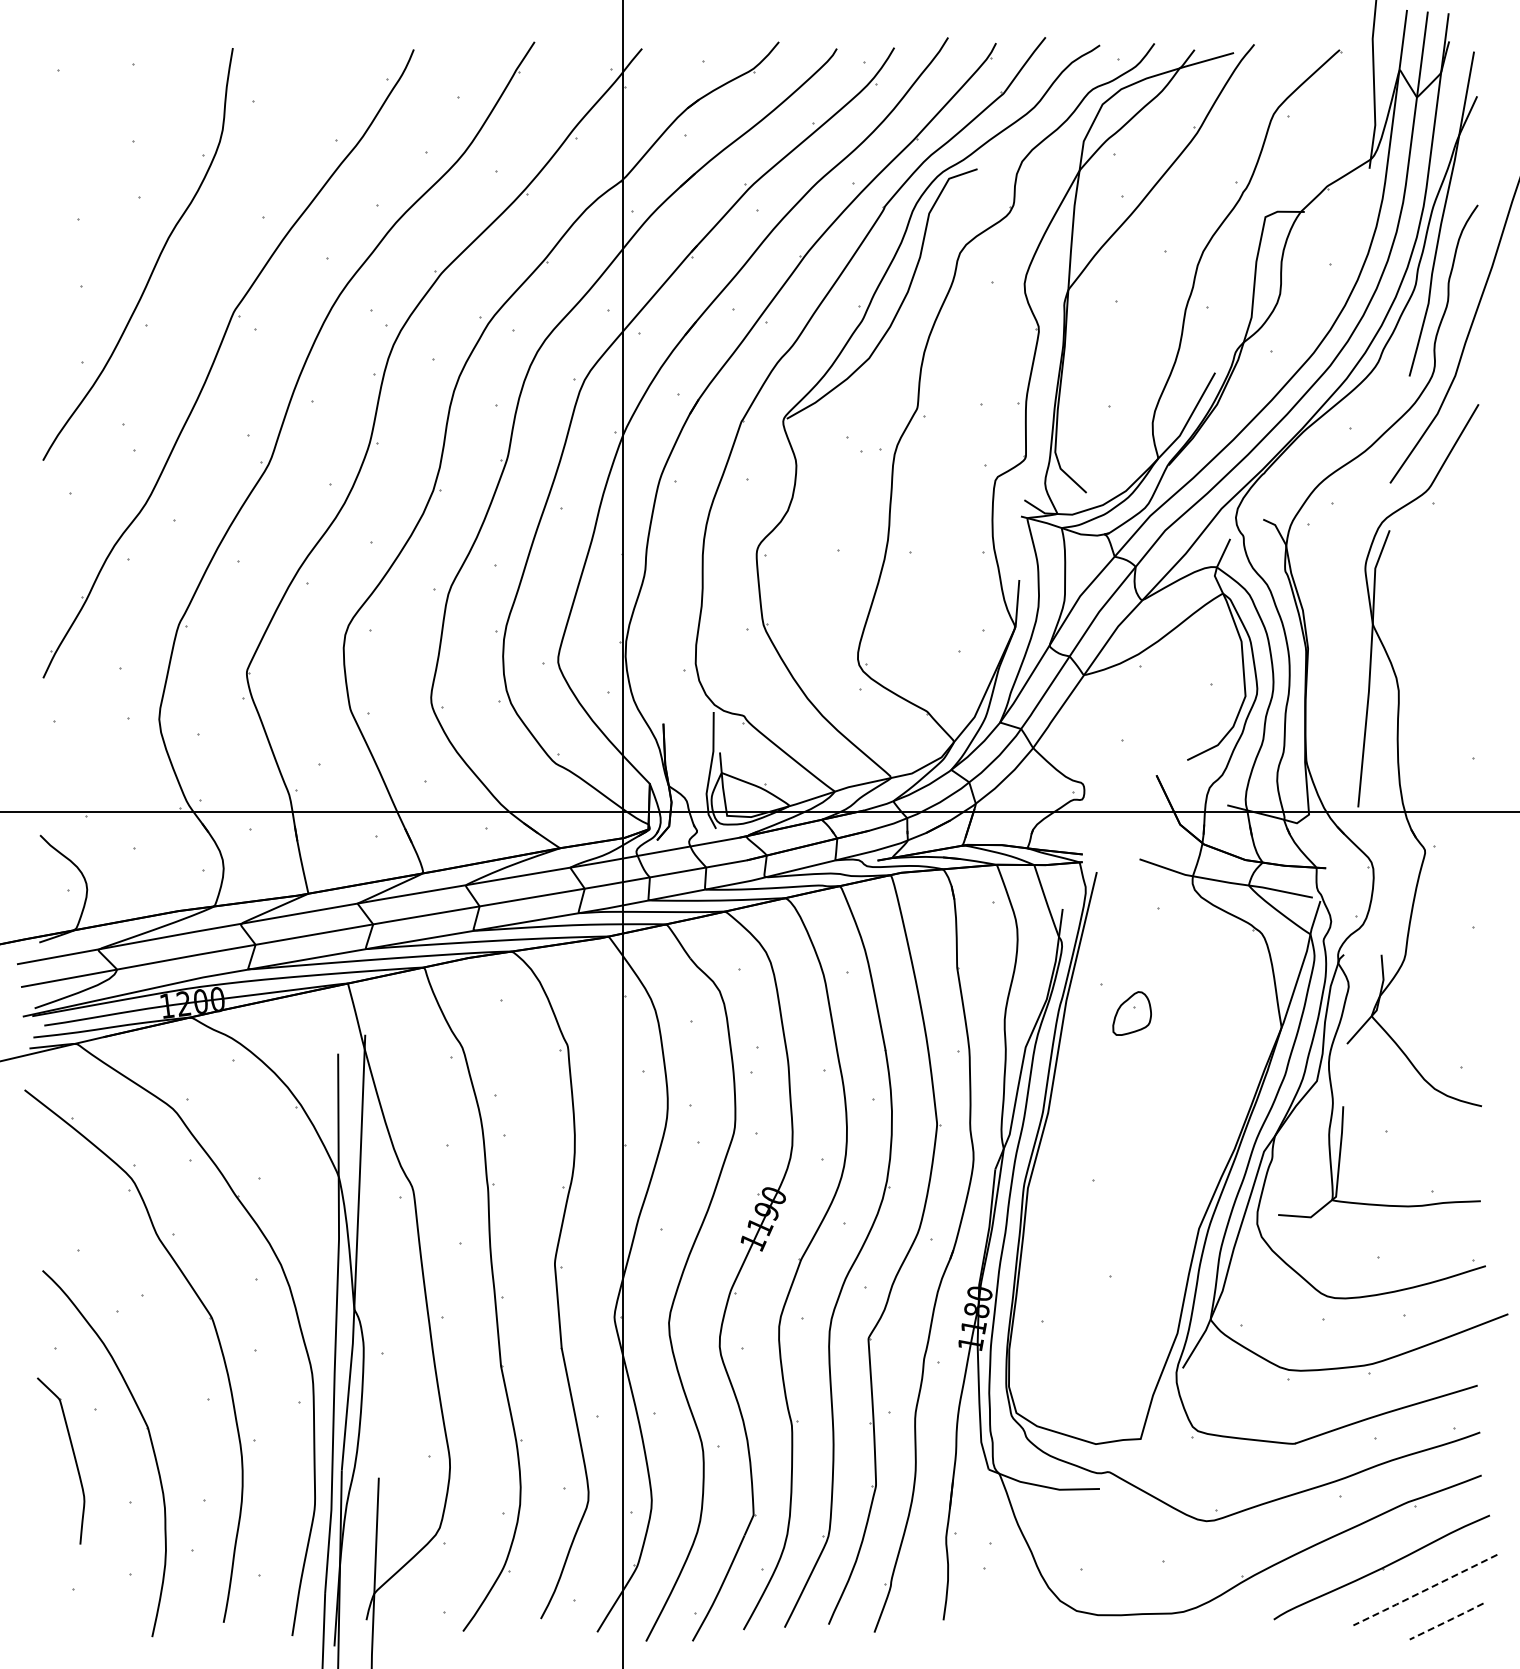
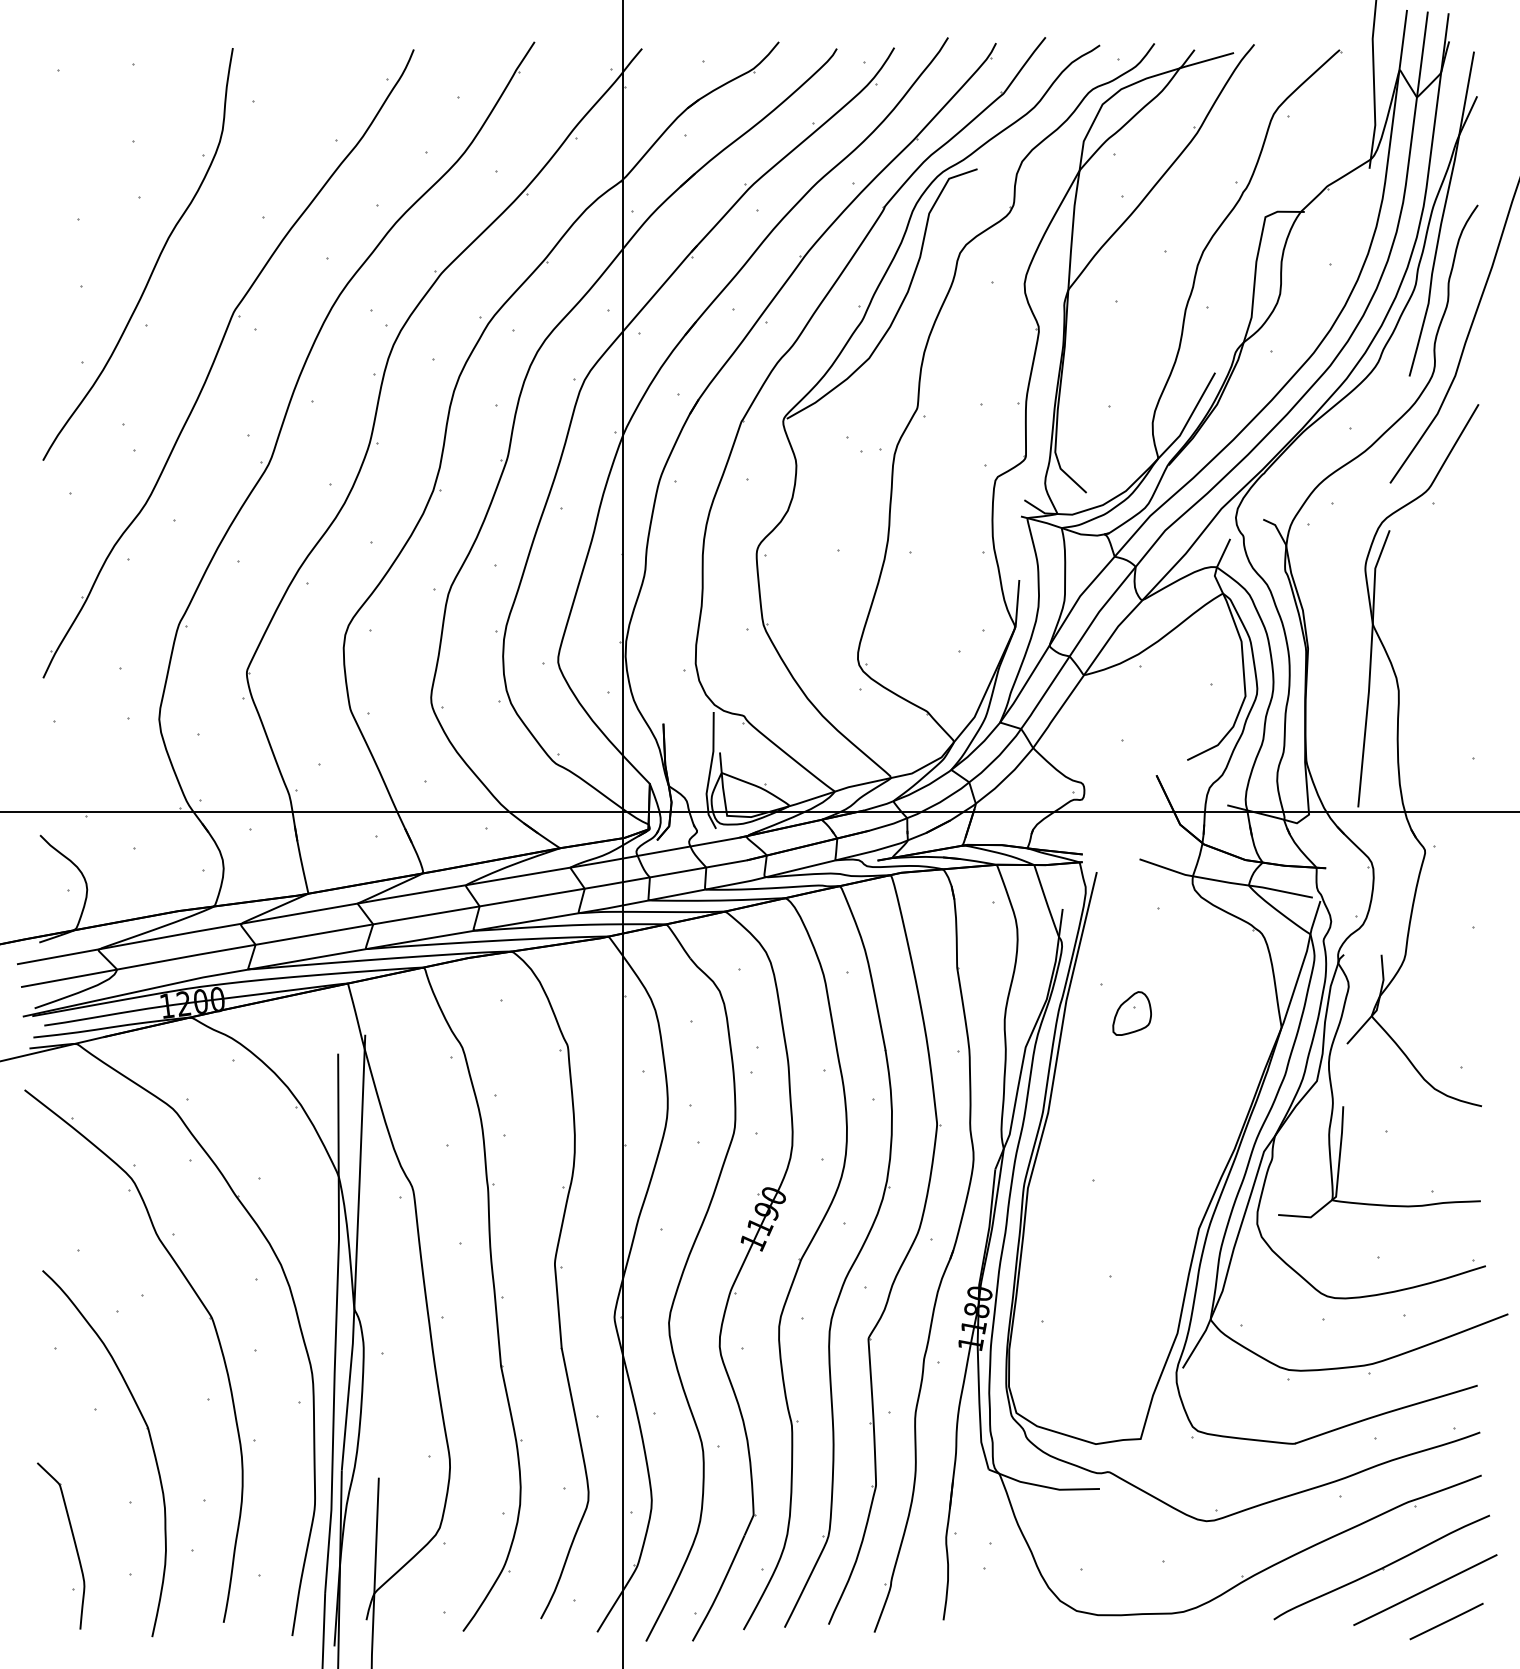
part position: (73, 1456) -> (73, 1541) (73, 1541)
line: dashed -> solid (1424, 1590)
line: dashed -> solid (1447, 1621)
